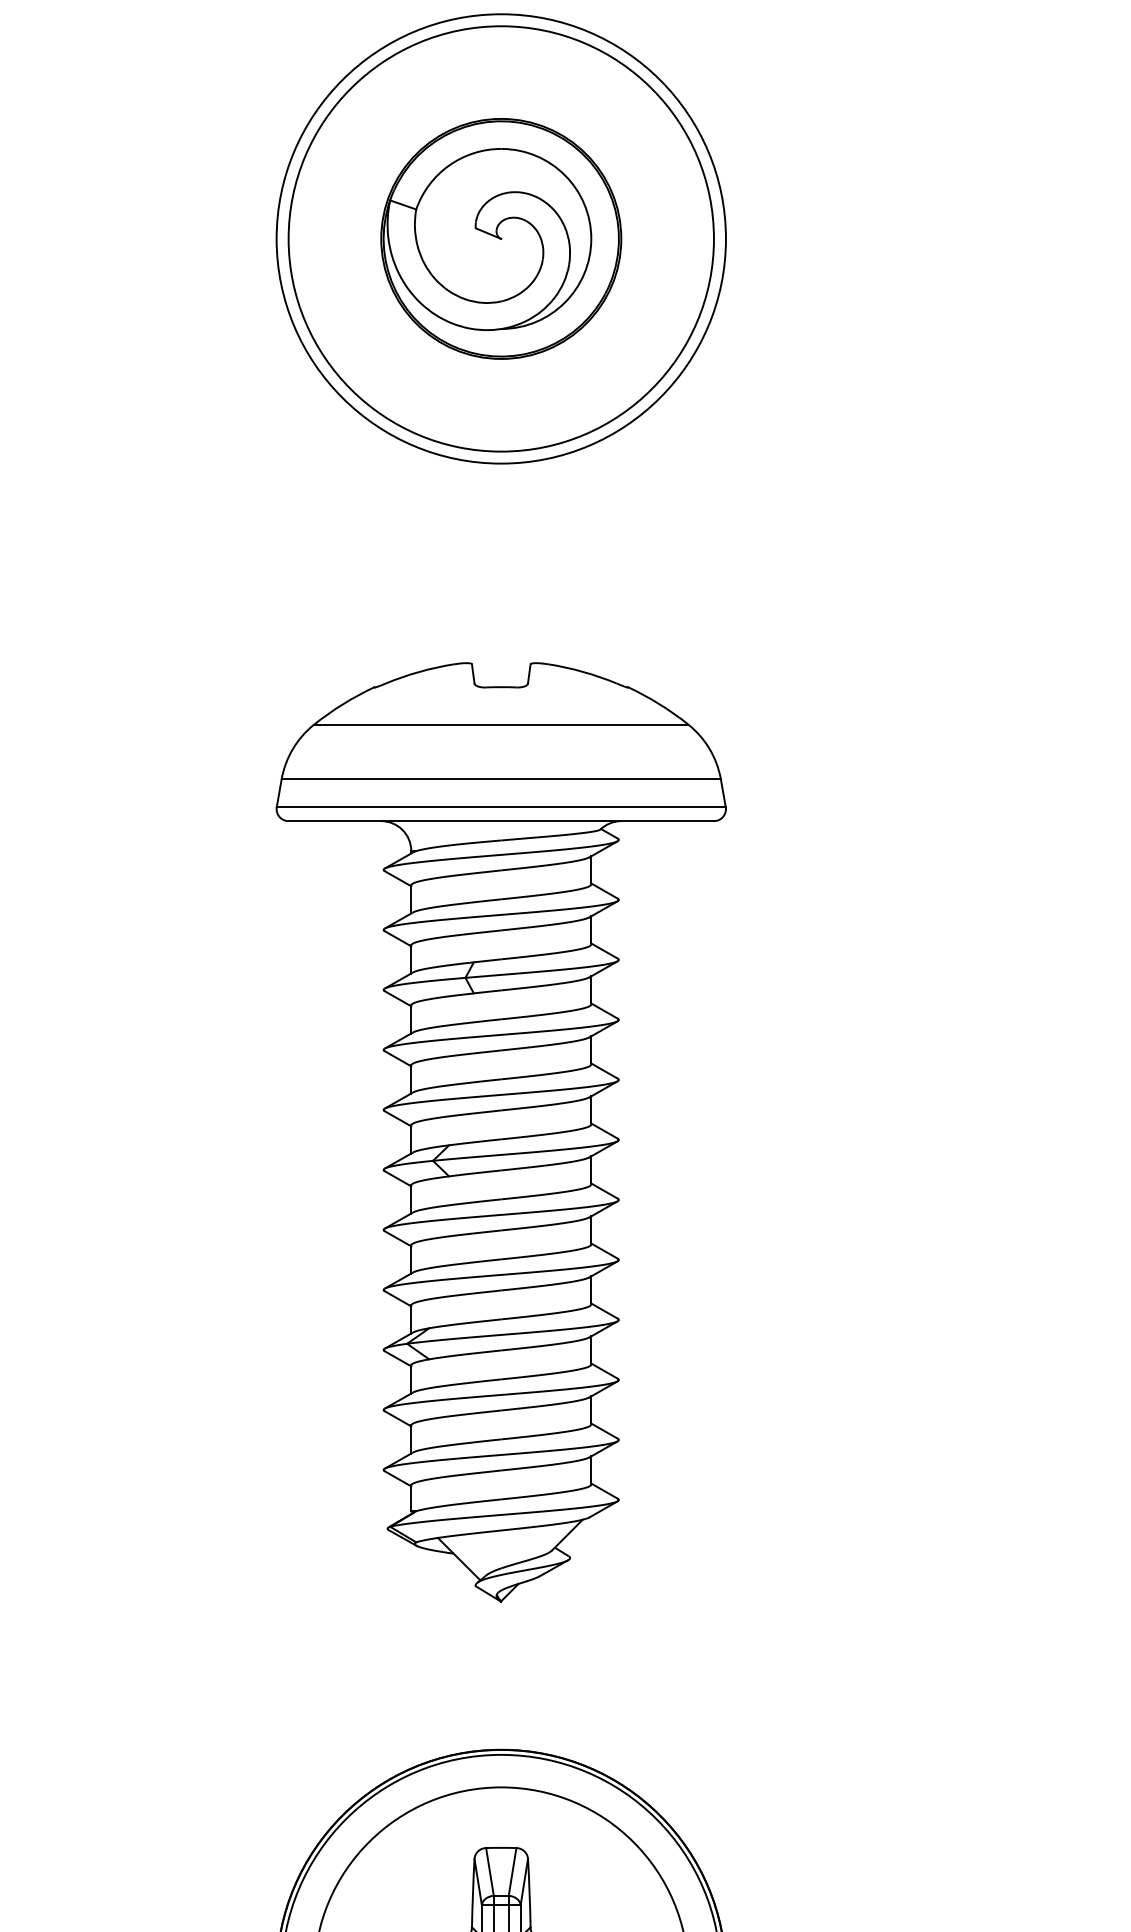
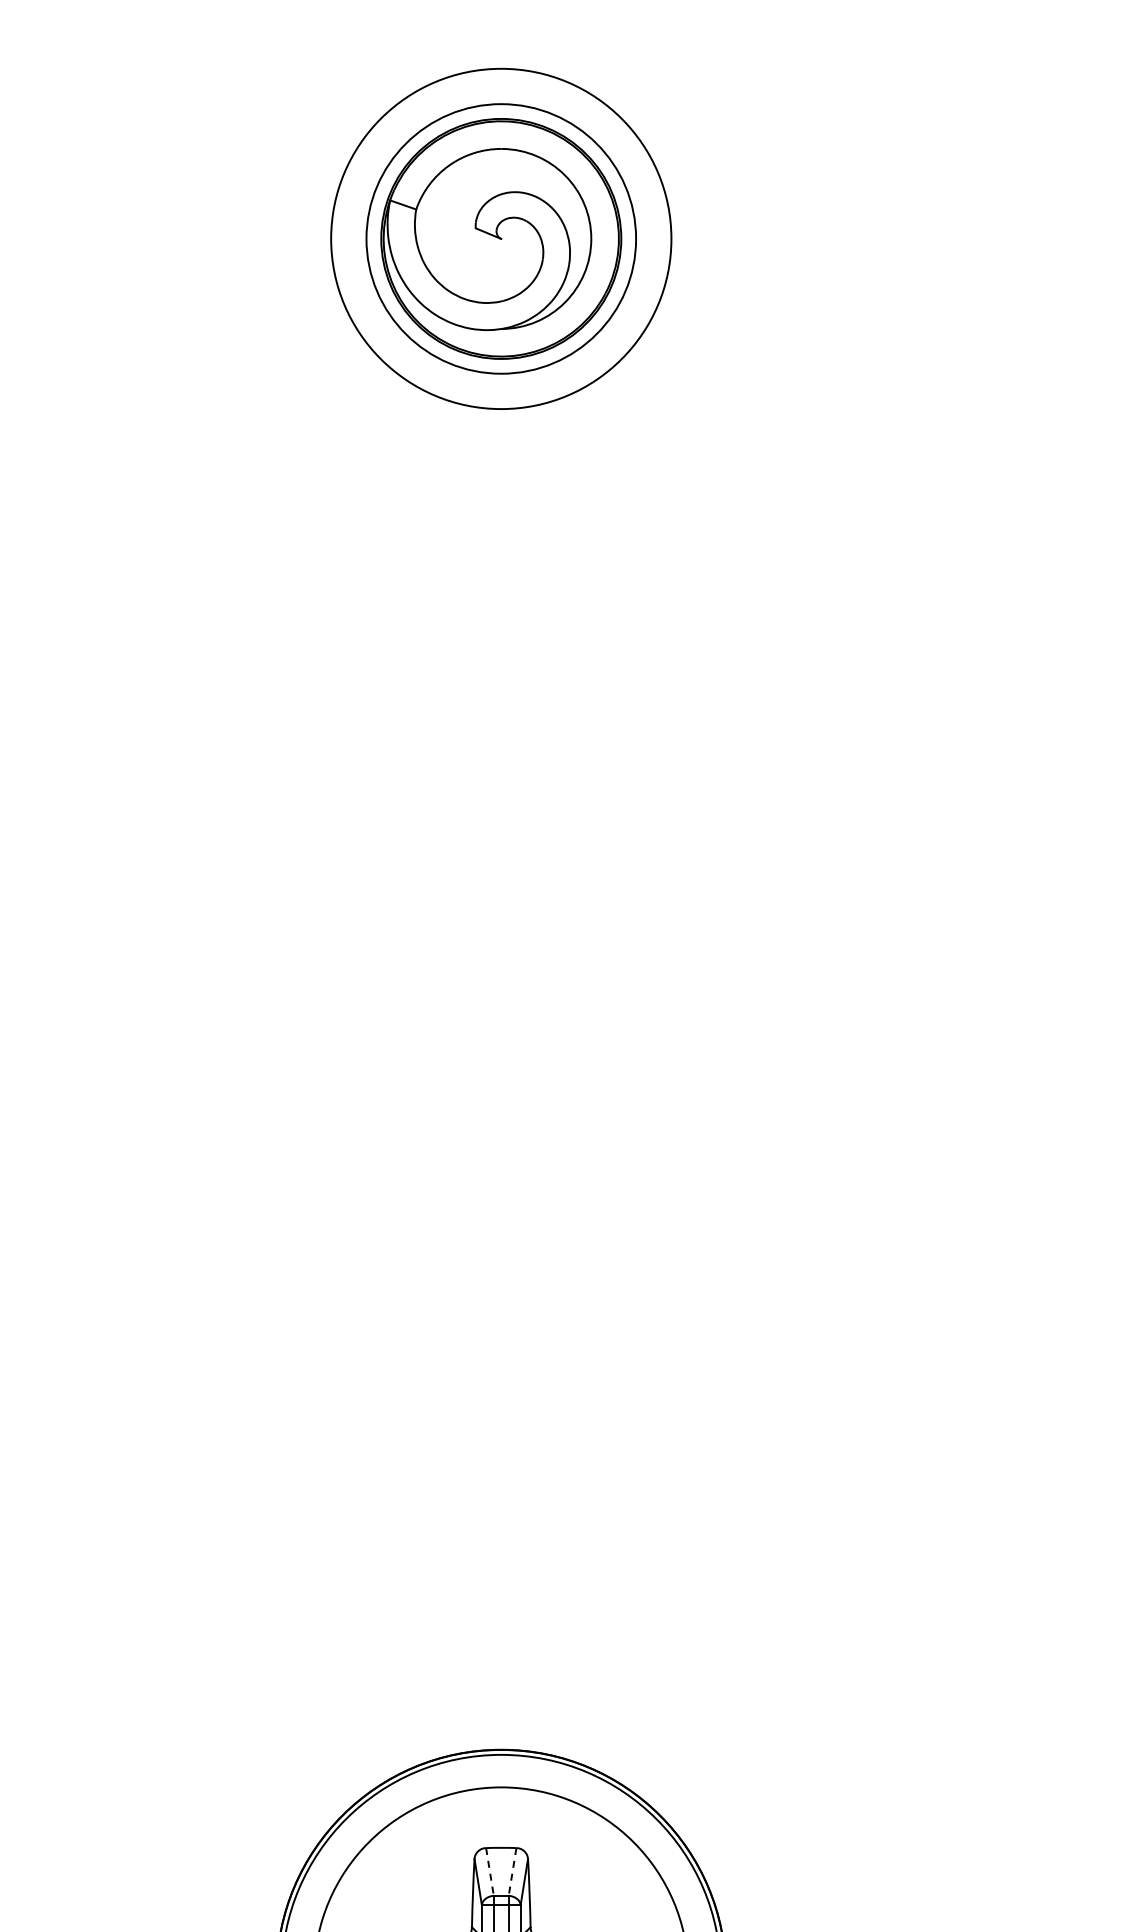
circle diameter: 425 px -> 340 px (501, 238)
circle diameter: 449 px -> 270 px (501, 238)
part: present -> none (500, 1132)
line: solid -> dashed (490, 1872)
line: solid -> dashed (512, 1872)
